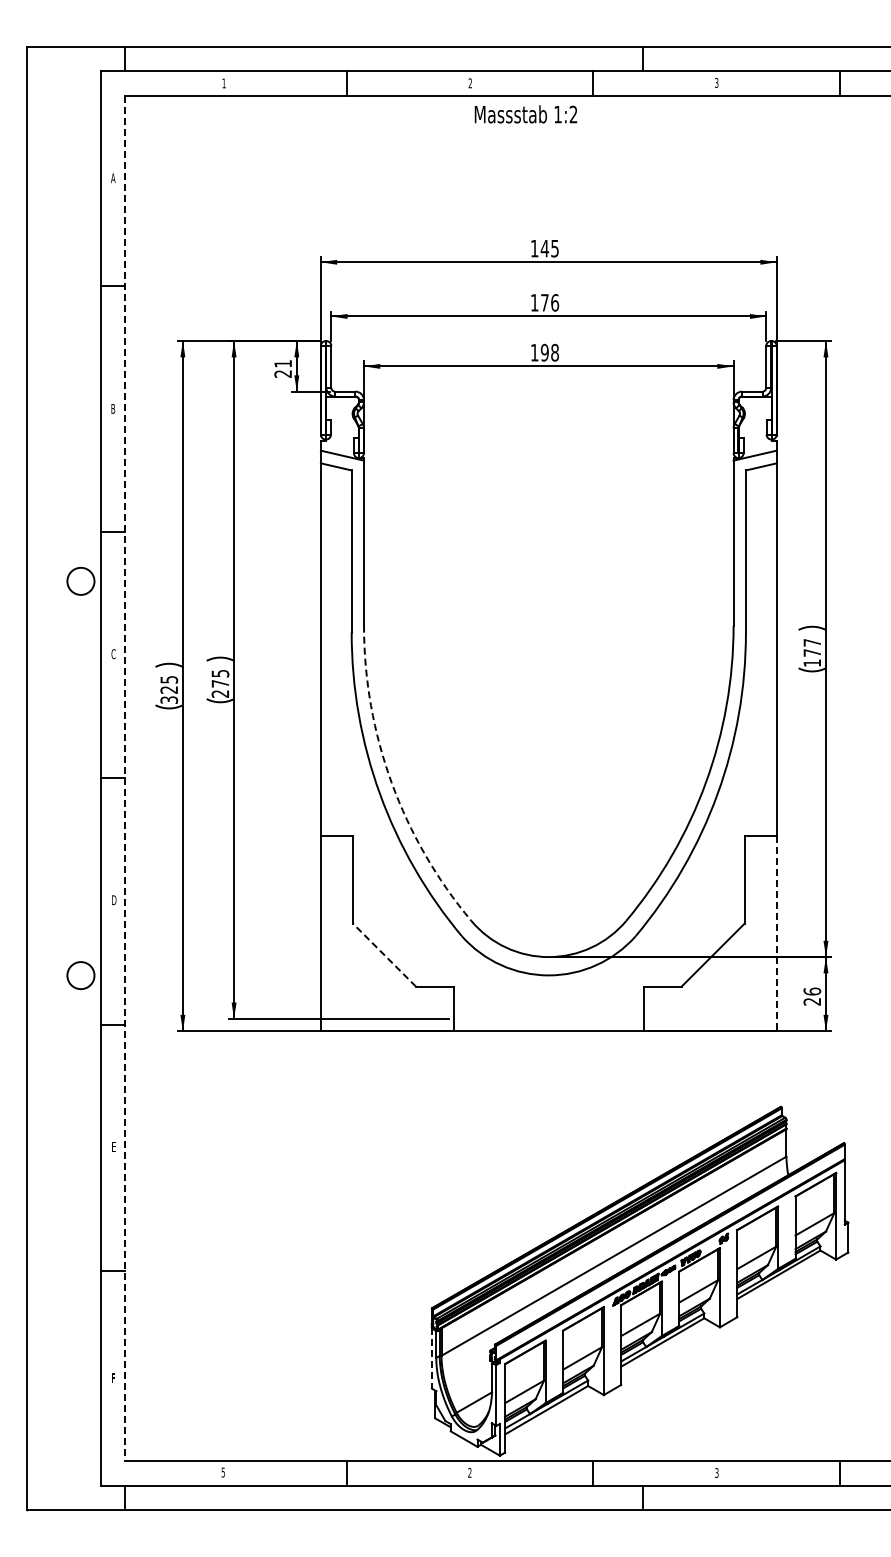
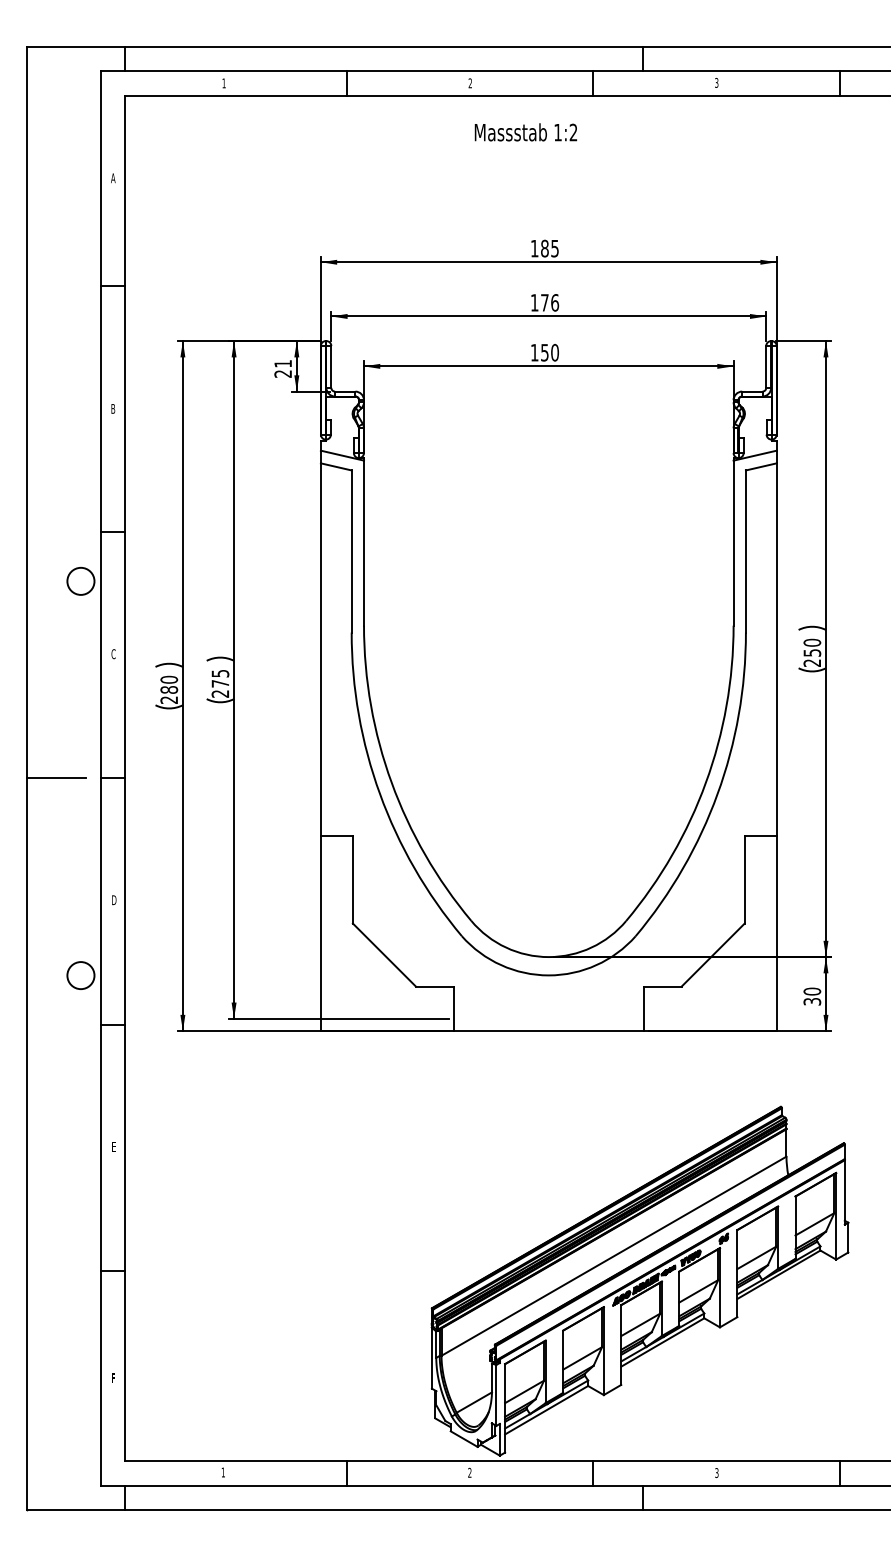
text position: (525, 114) -> (525, 132) (525, 132)
text: 145 -> 185 (544, 248)
text: 198 -> 150 (549, 352)
text: 177 -> 250 (812, 652)
text: 325 -> 280 (169, 689)
line: none -> present (55, 778)
line: dashed -> solid (125, 778)
arc: dashed -> solid (391, 782)
line: dashed -> solid (776, 934)
line: dashed -> solid (384, 955)
text: 26 -> 30 (812, 996)
line: dashed -> solid (431, 1358)
text: 5 -> 1 (222, 1472)
